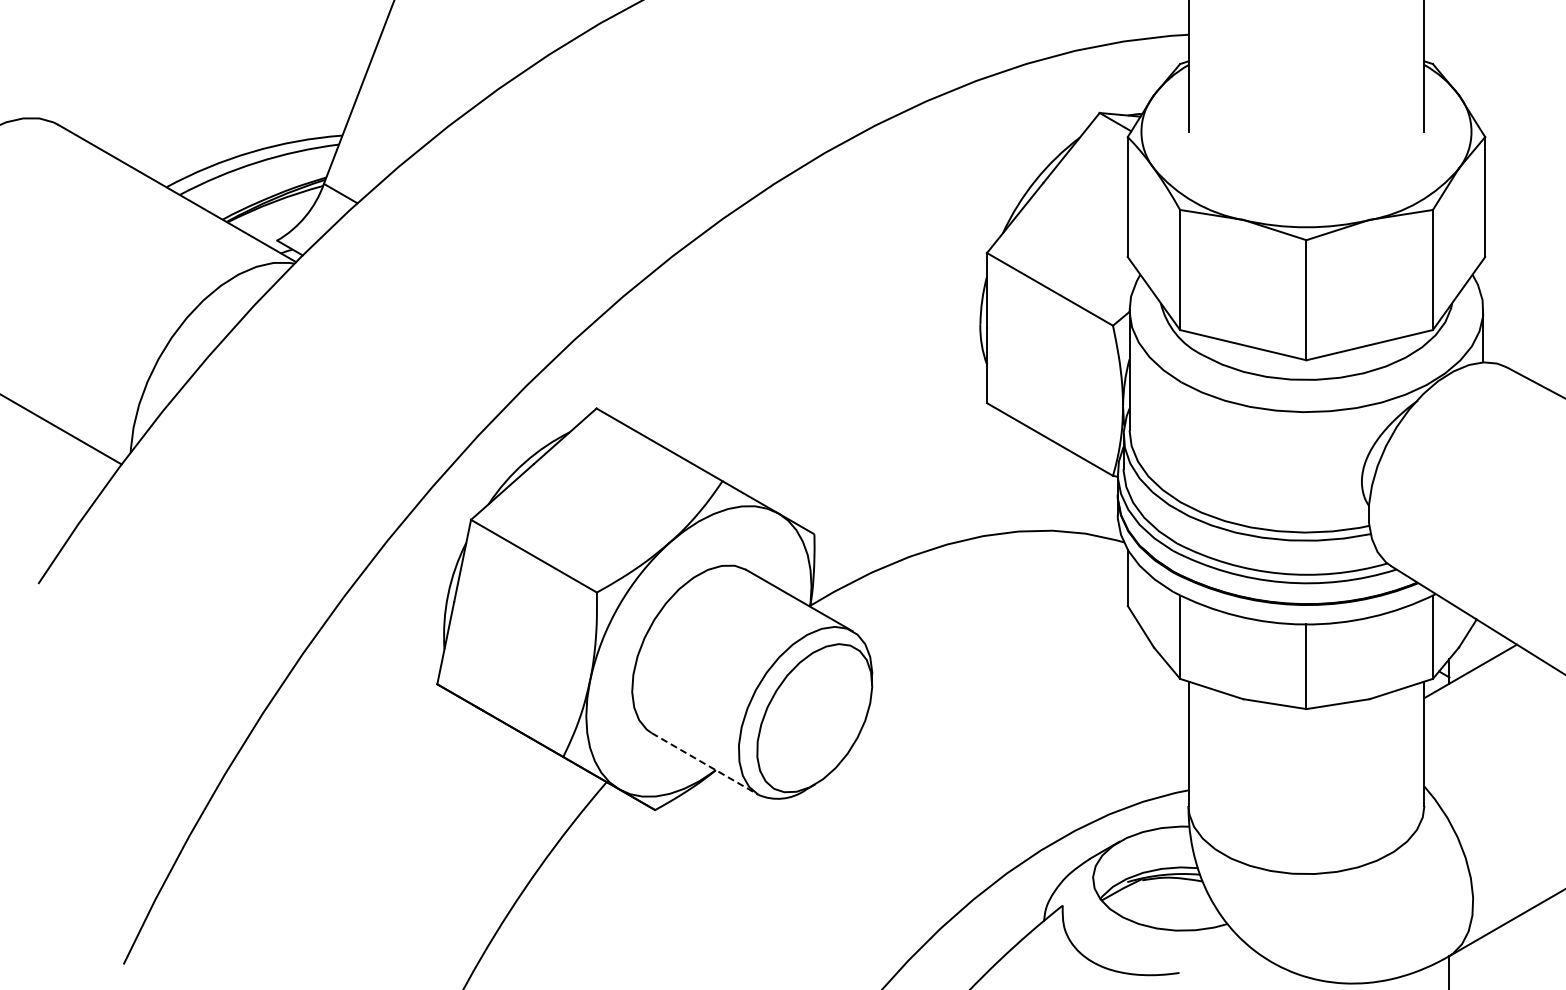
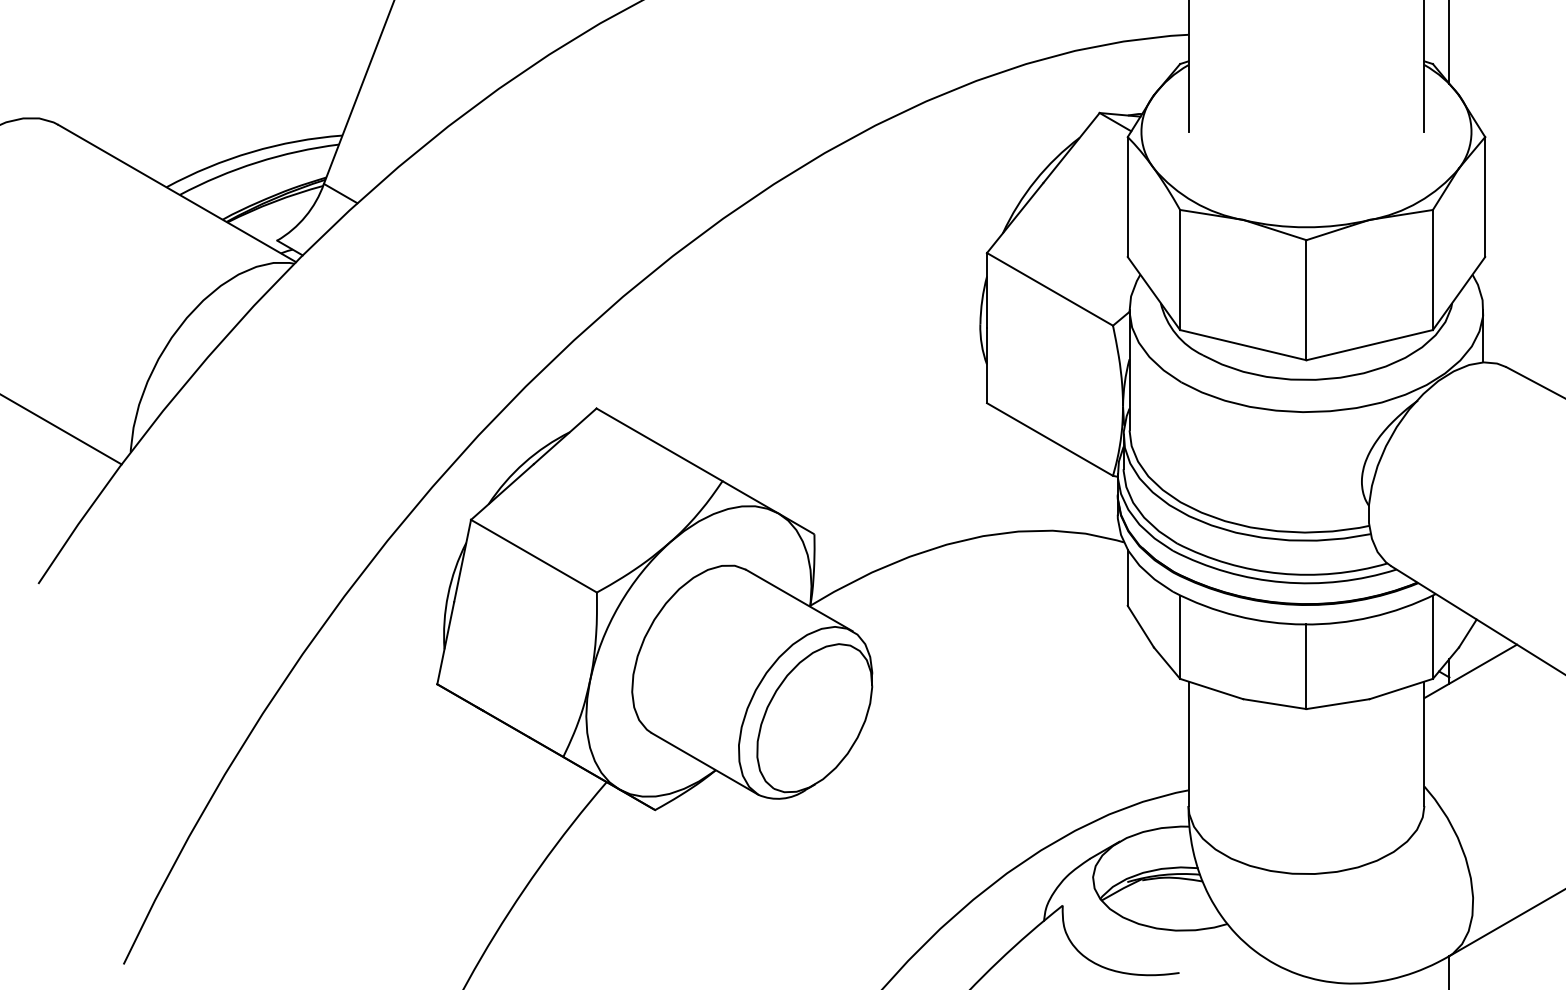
line: none -> present (1449, 42)
line: dashed -> solid (705, 763)
